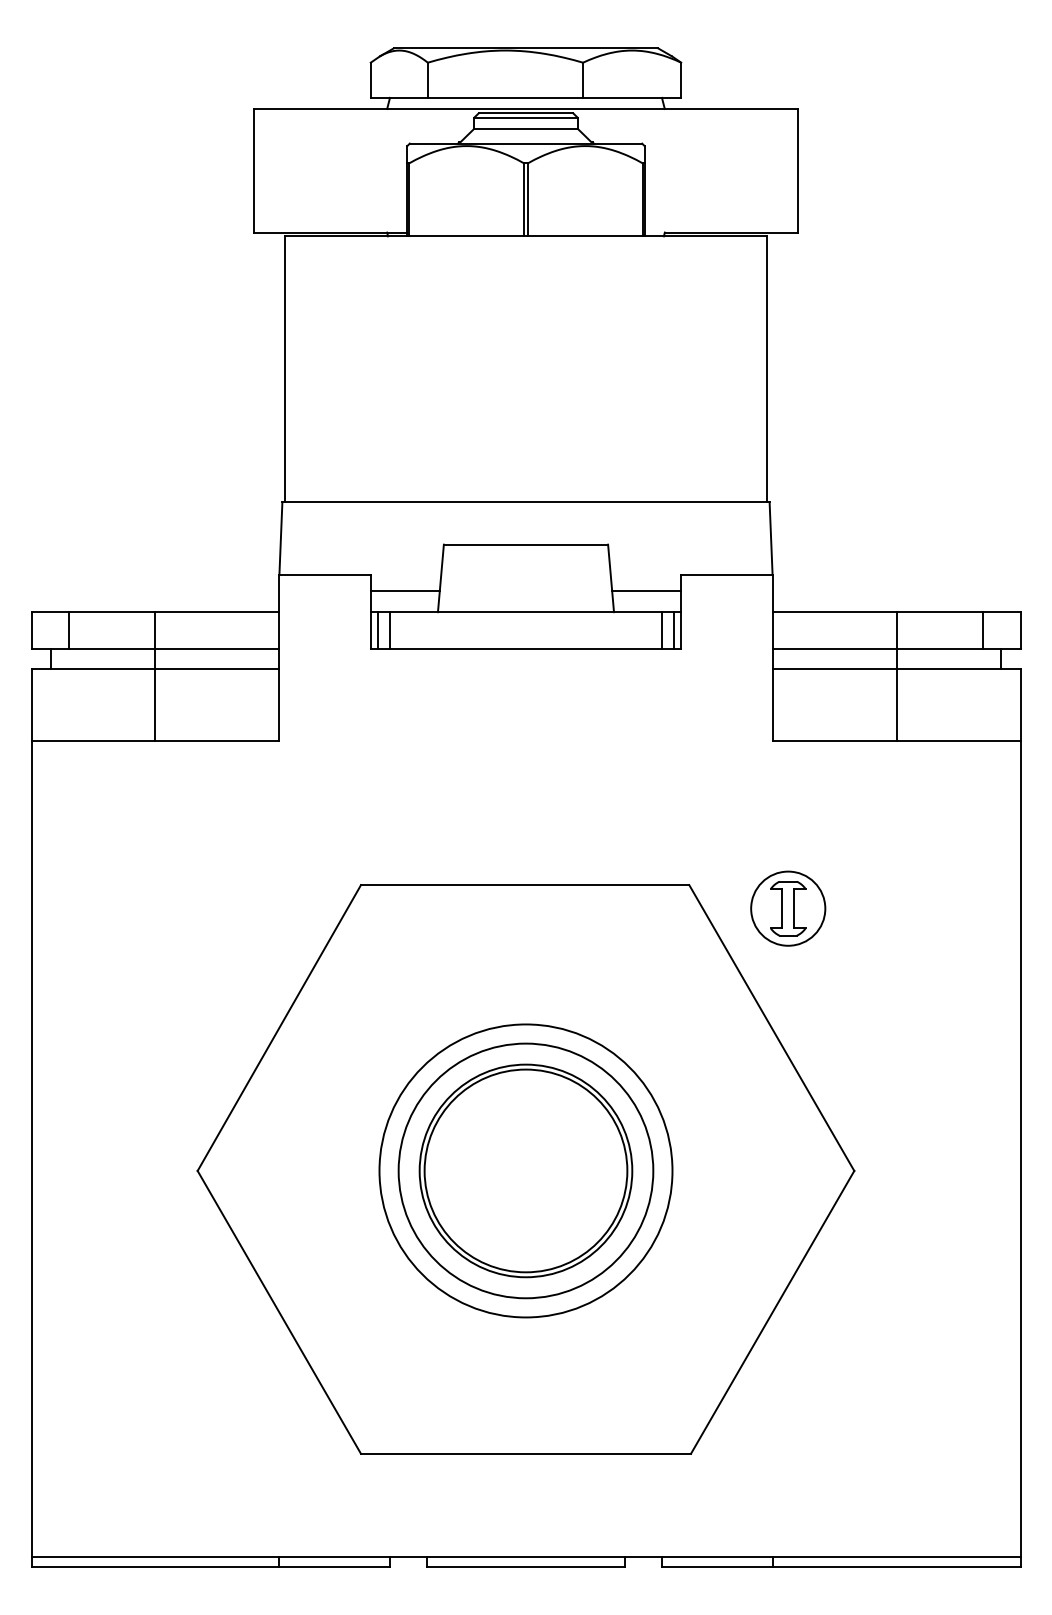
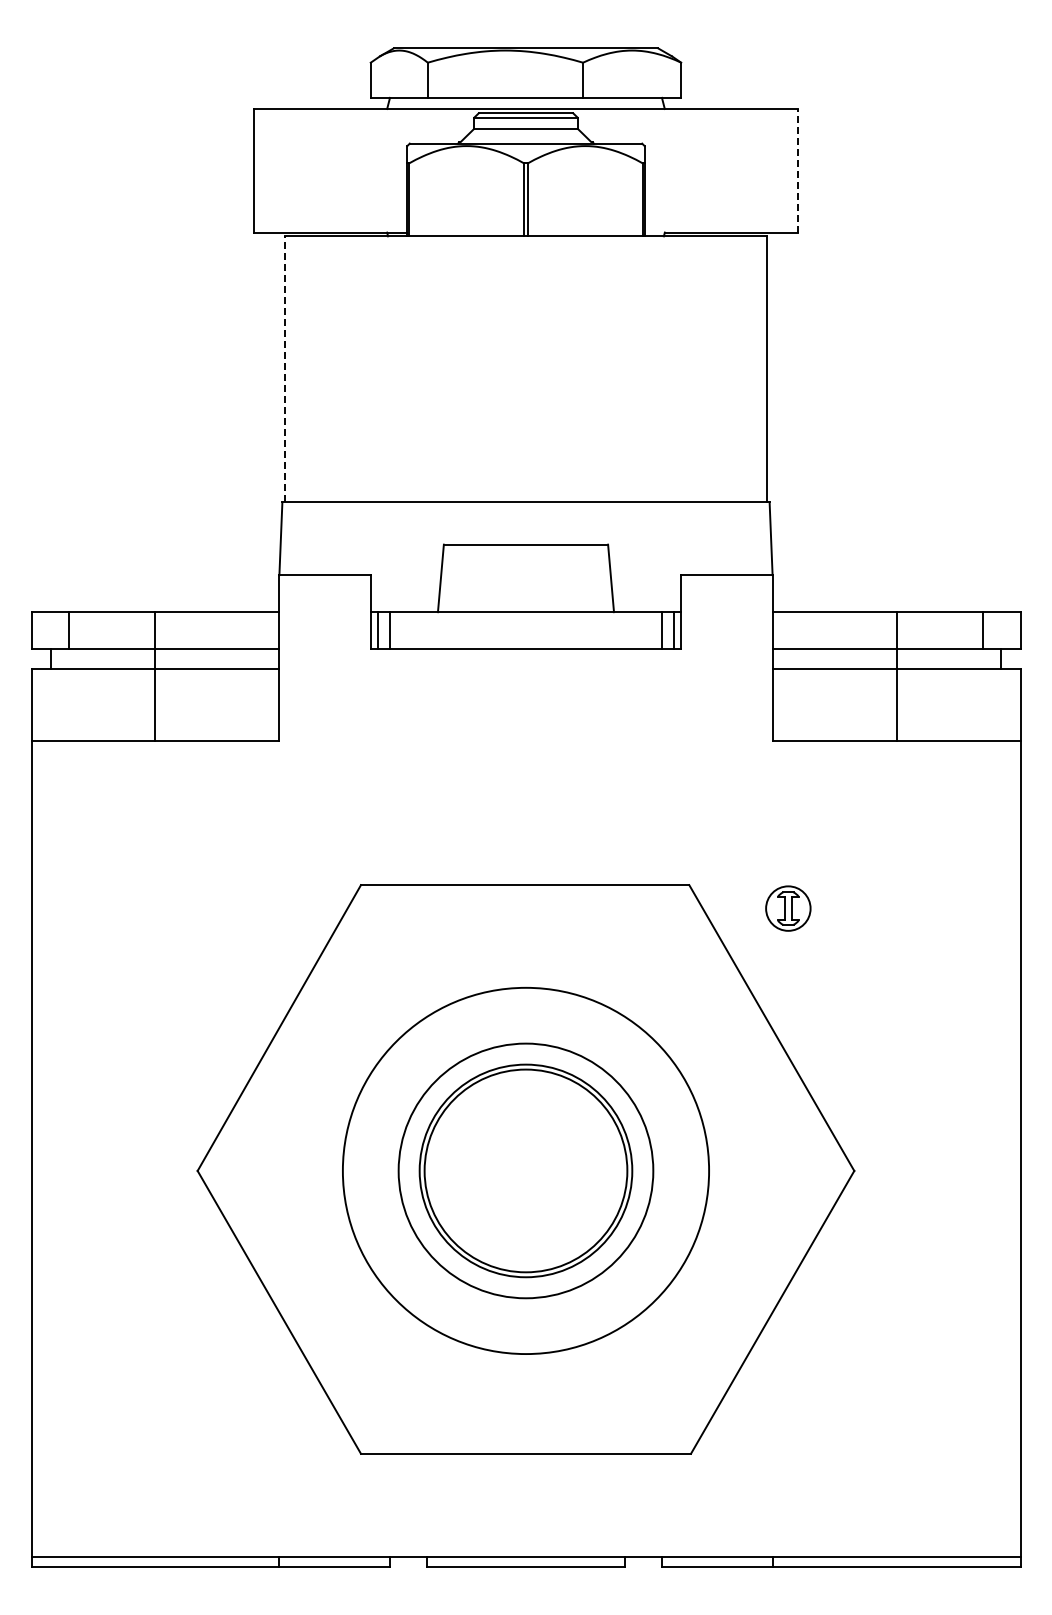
line: solid -> dashed (797, 170)
line: solid -> dashed (284, 369)
line: present -> none (404, 591)
line: present -> none (646, 591)
part size: 77x77 px -> 47x47 px (788, 908)
circle diameter: 293 px -> 366 px (525, 1170)
